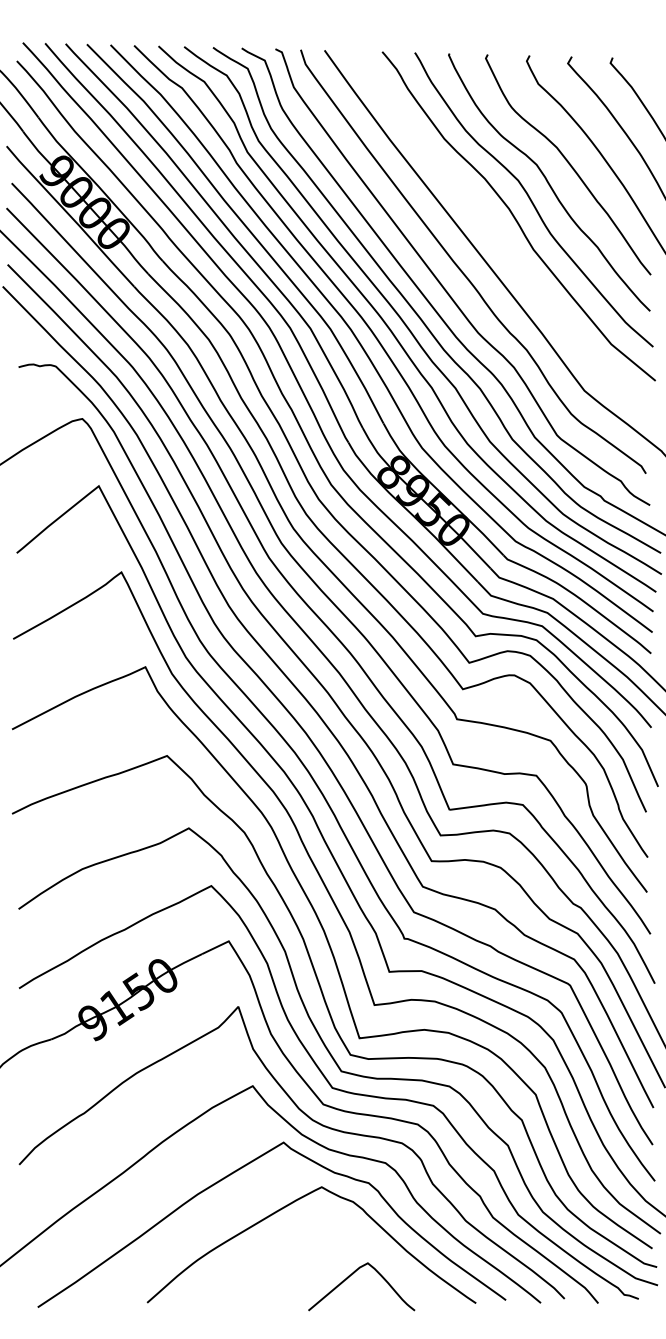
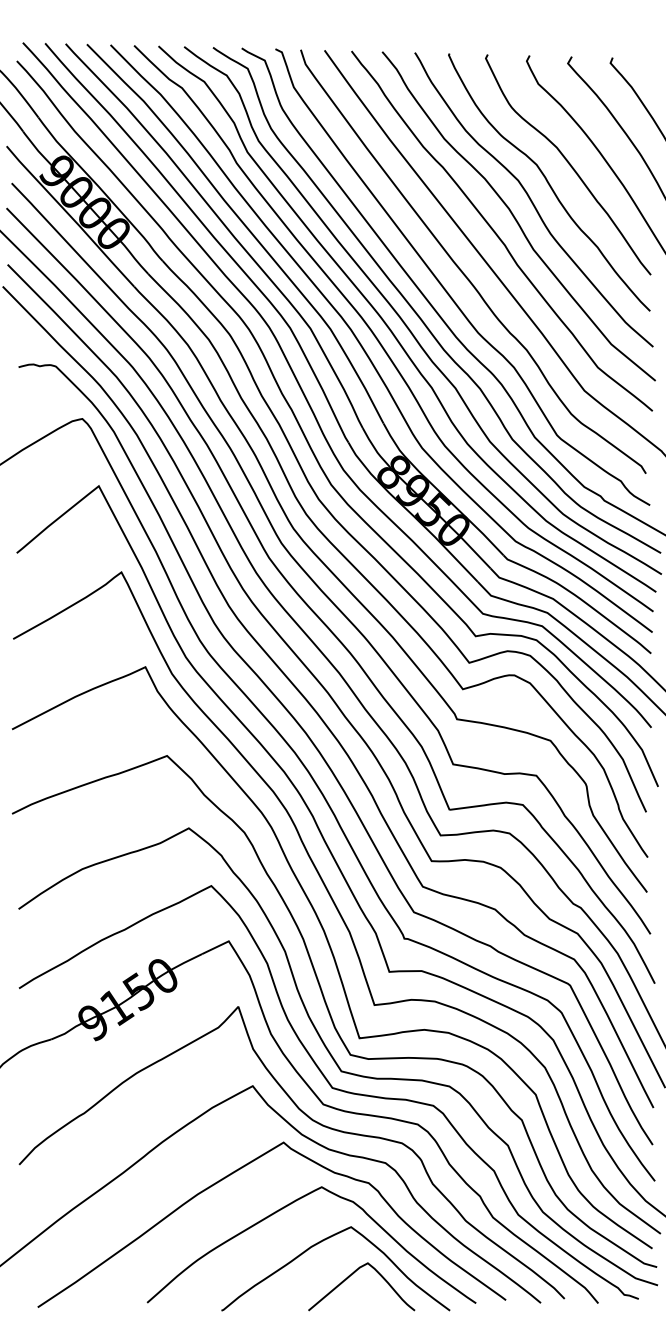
curve: none -> present (496, 232)
curve: none -> present (321, 1242)
